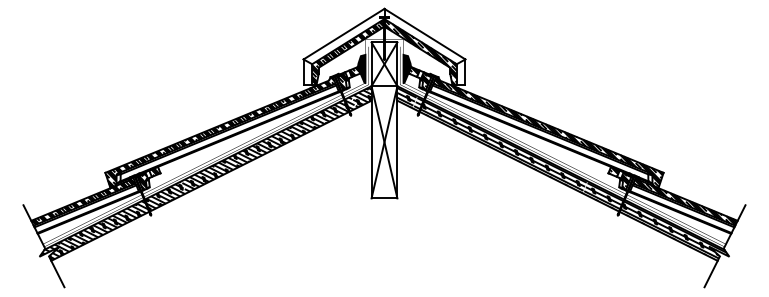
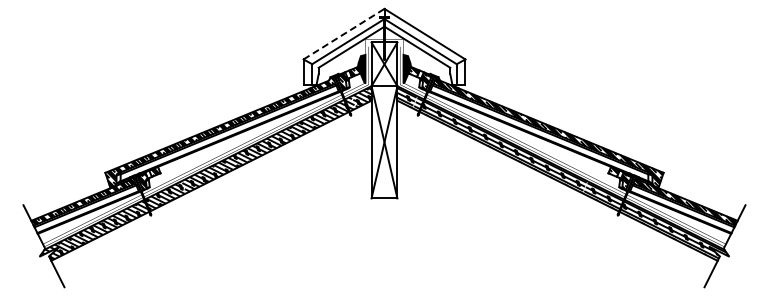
line: solid -> dashed (344, 34)
hatch: present -> none (384, 52)
